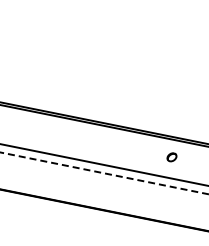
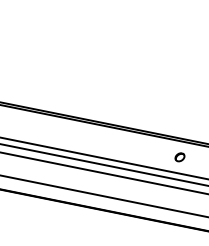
part position: (171, 157) -> (179, 157) (179, 157)
line: none -> present (103, 158)
line: dashed -> solid (104, 173)
line: none -> present (103, 195)
